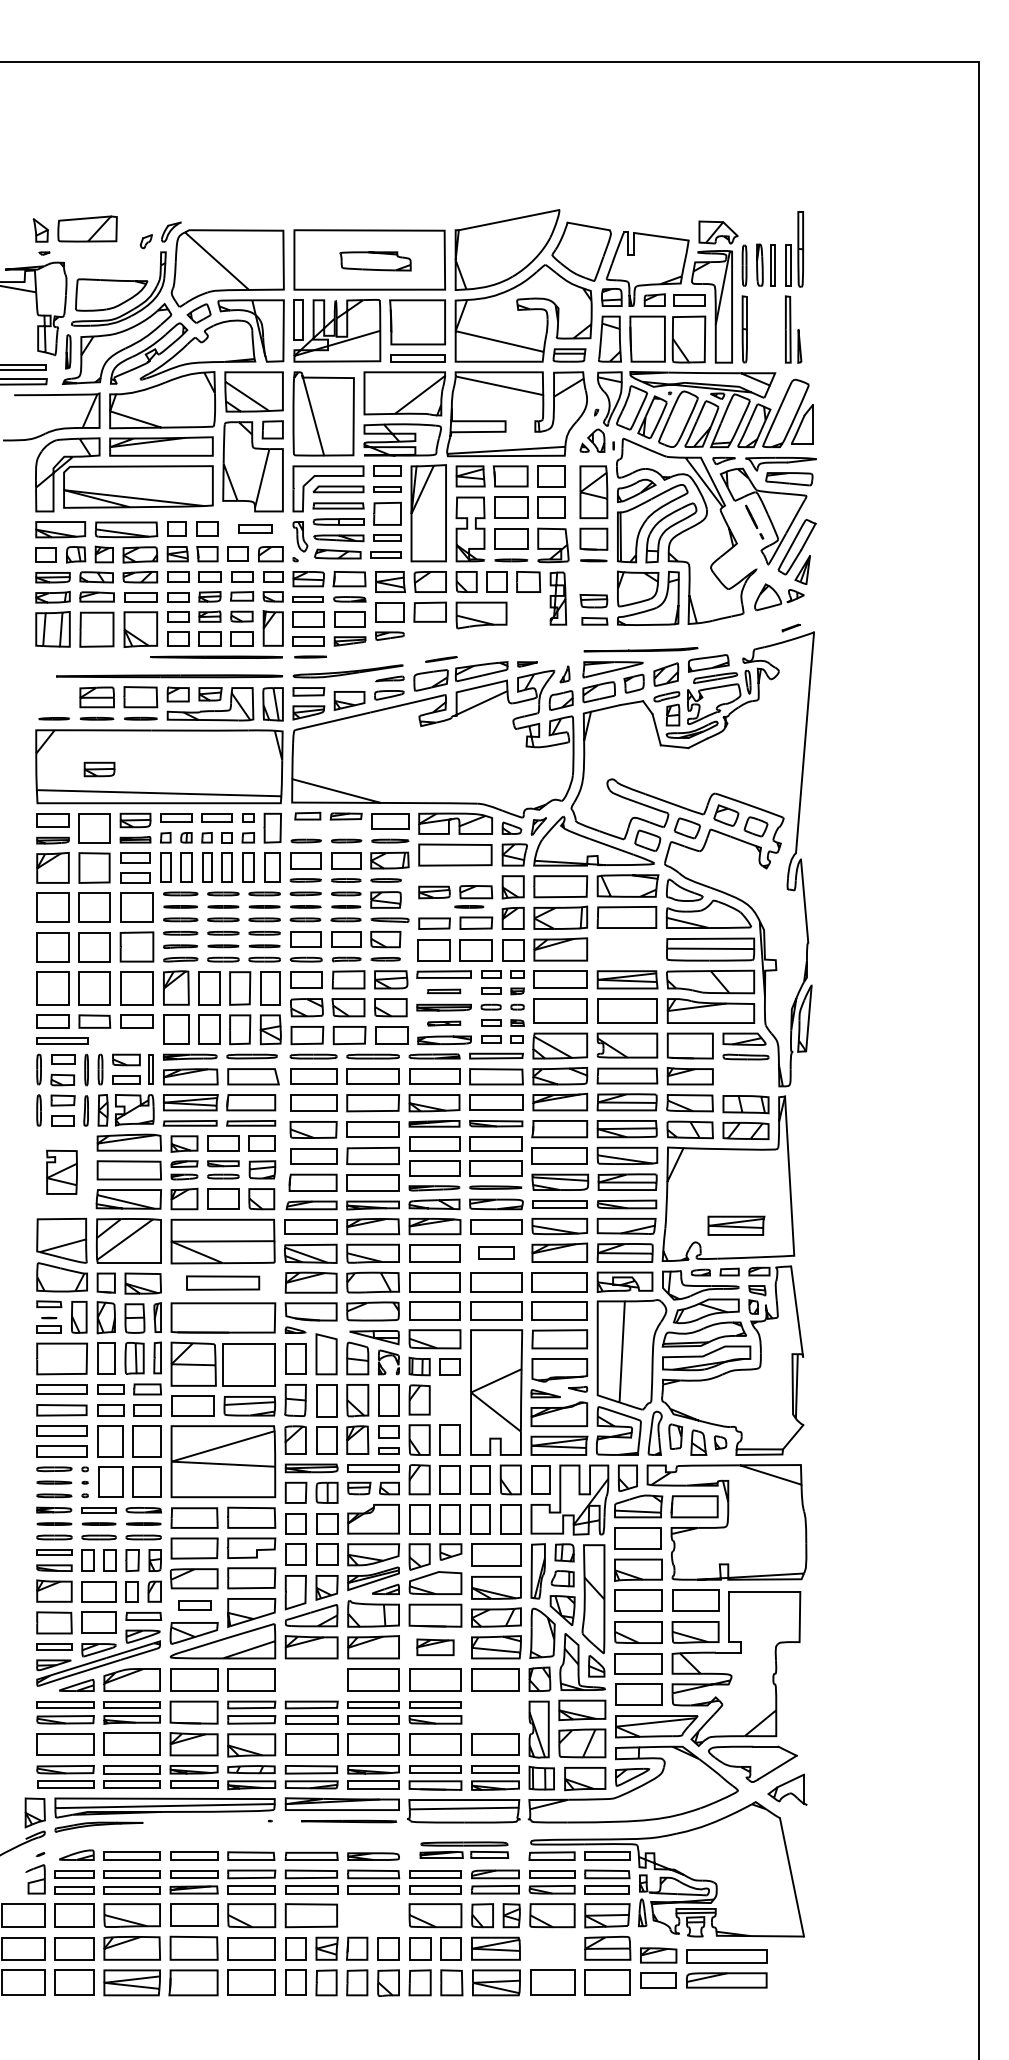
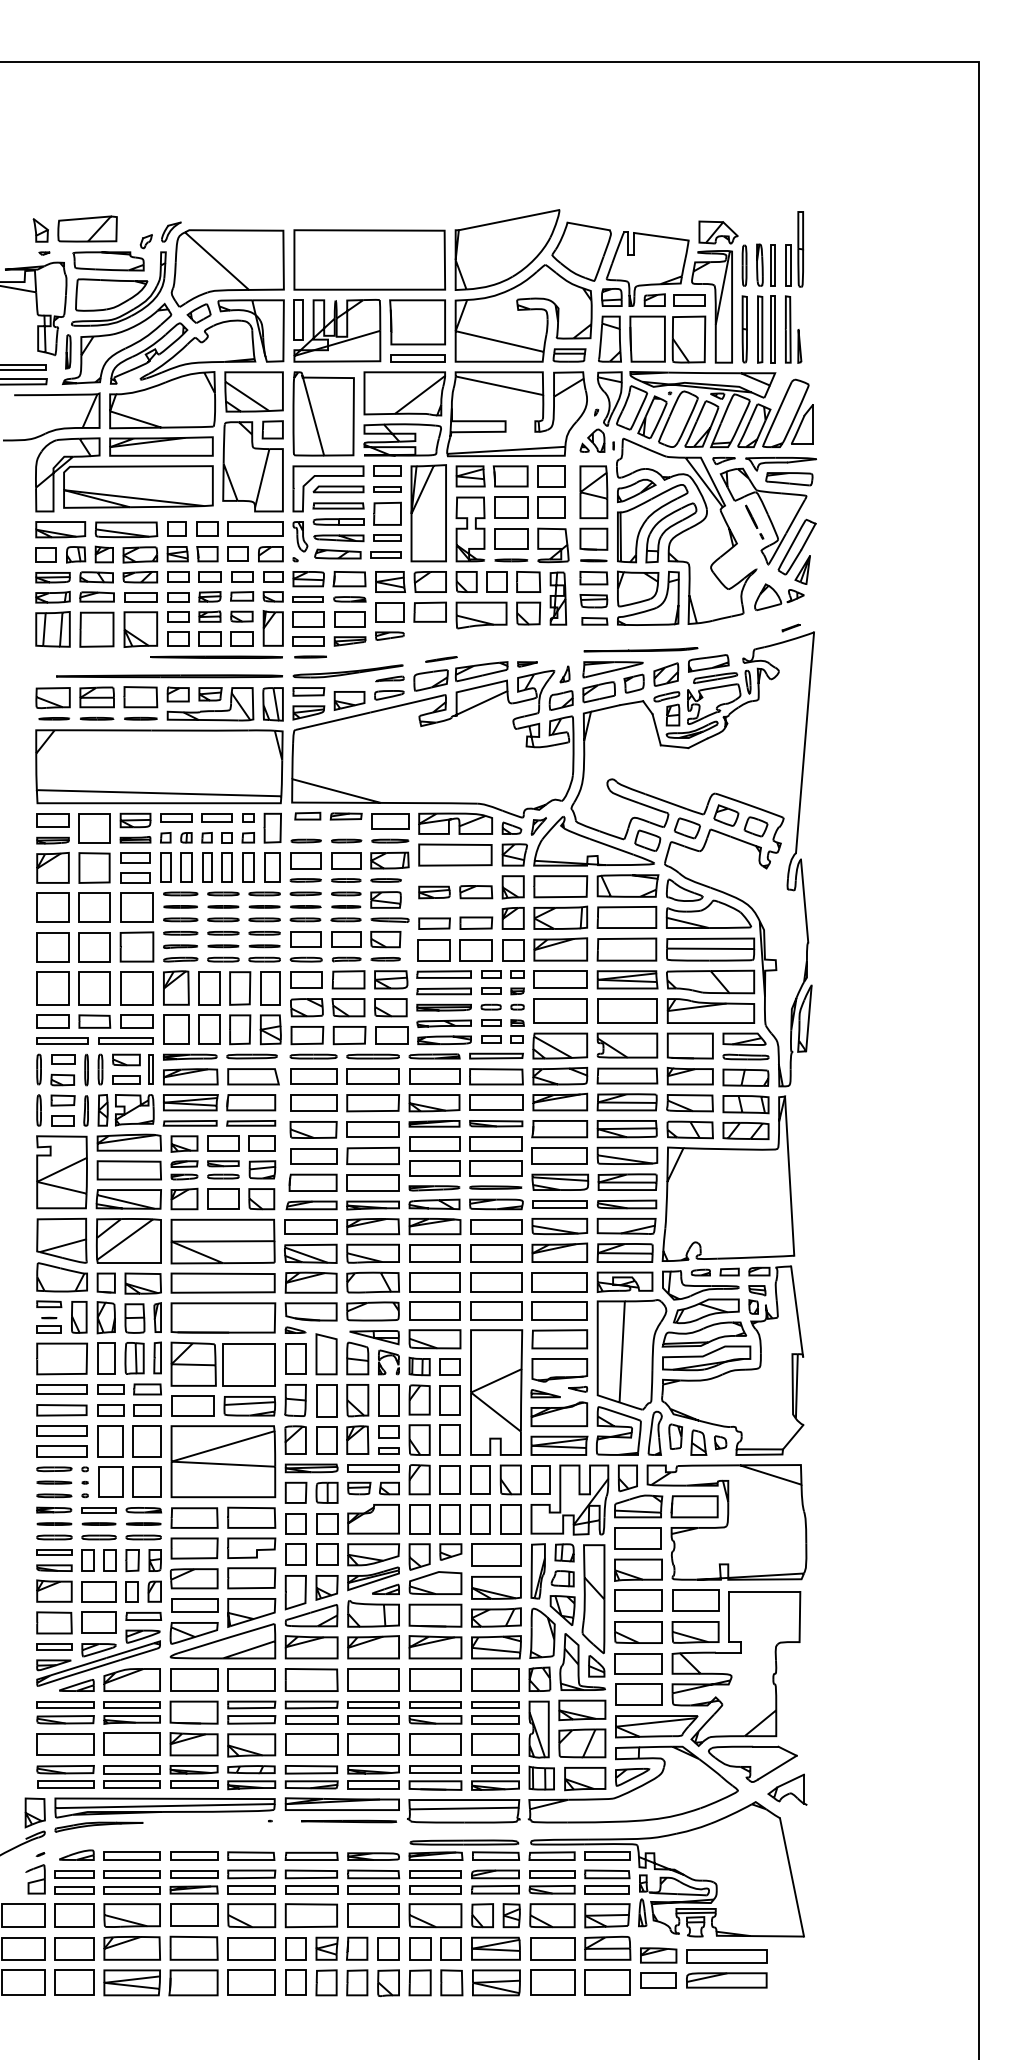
part position: (375, 261) -> (108, 261) (108, 261)
part: none -> present (766, 329)
part size: 35x10 px -> 57x16 px (255, 528)
part: none -> present (593, 578)
part: none -> present (528, 613)
part: none -> present (52, 698)
part: present -> none (99, 769)
line: present -> none (469, 906)
part: none -> present (626, 949)
part size: 35x6 px -> 56x9 px (443, 991)
part size: 35x7 px -> 56x9 px (443, 1023)
part: none -> present (125, 1040)
part: none -> present (745, 1077)
part size: 32x46 px -> 52x75 px (61, 1172)
part: present -> none (736, 1225)
part size: 37x14 px -> 53x19 px (496, 1253)
part size: 75x16 px -> 106x22 px (222, 1282)
part: none -> present (449, 1400)
part size: 34x11 px -> 48x15 px (194, 1605)
part size: 39x18 px -> 55x25 px (435, 1647)
part: none -> present (311, 1679)
part: none -> present (495, 1712)
part size: 91x18 px -> 113x22 px (464, 1849)
part: none -> present (373, 1915)
part: none -> present (552, 1948)
